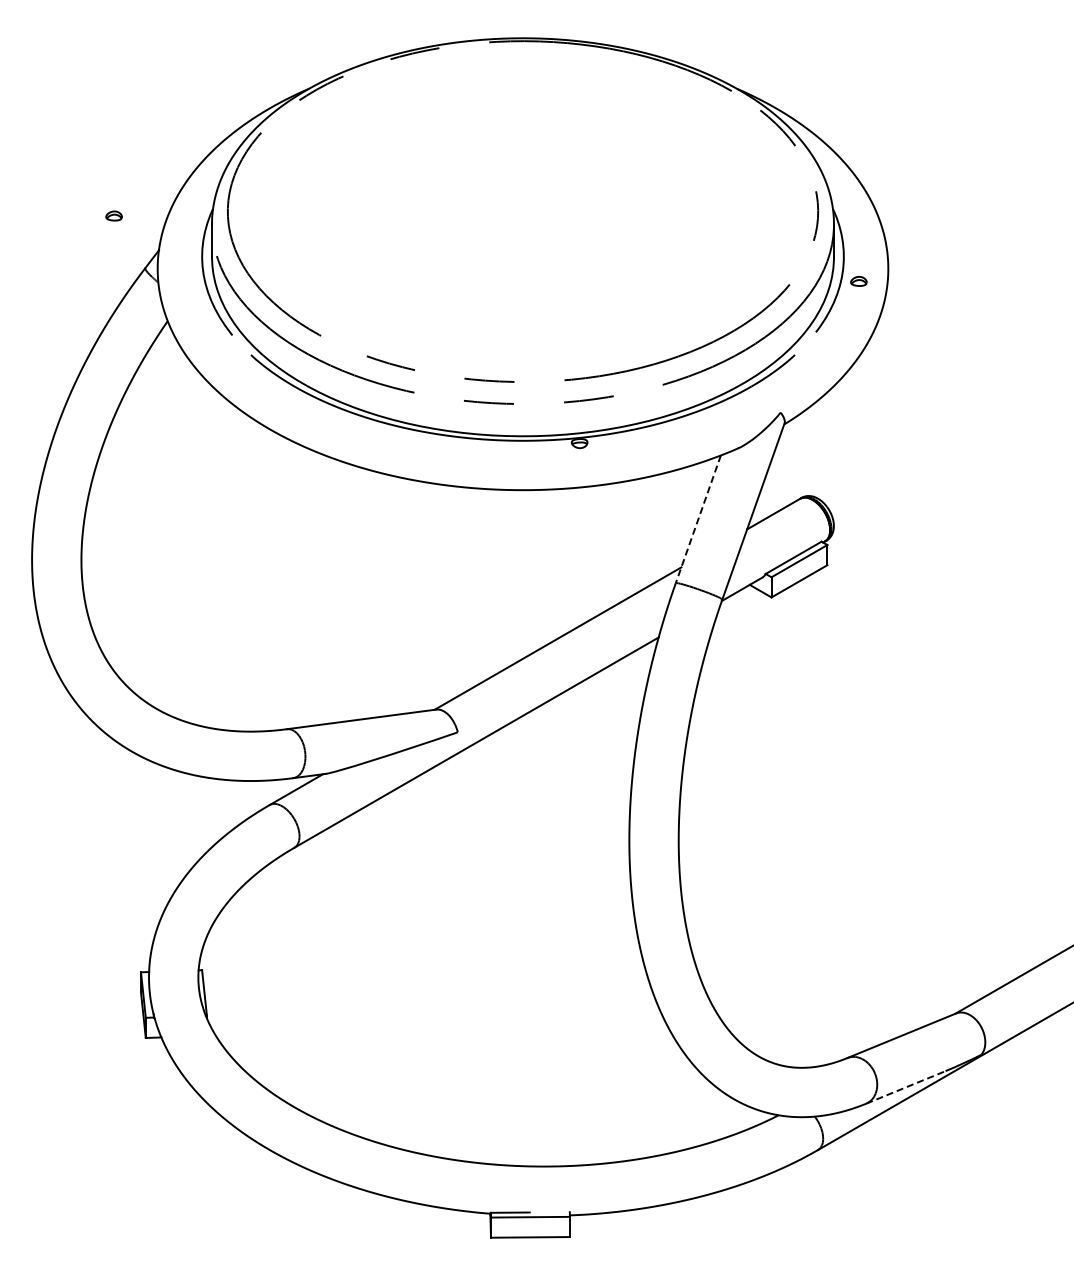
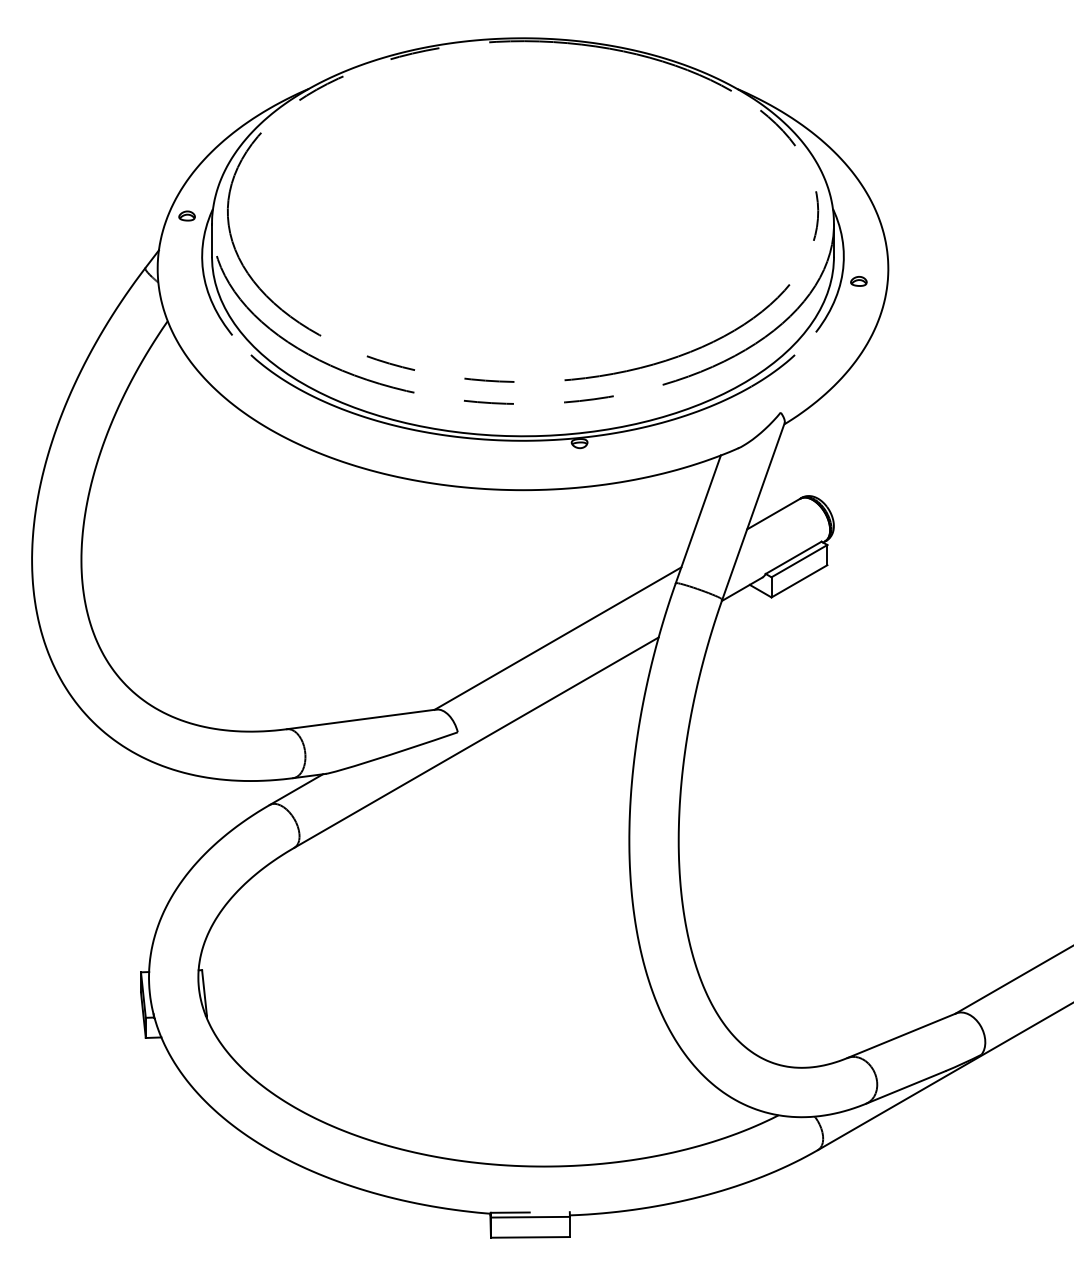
part position: (113, 215) -> (186, 215) (186, 215)
line: dashed -> solid (698, 519)
line: dashed -> solid (905, 1087)
